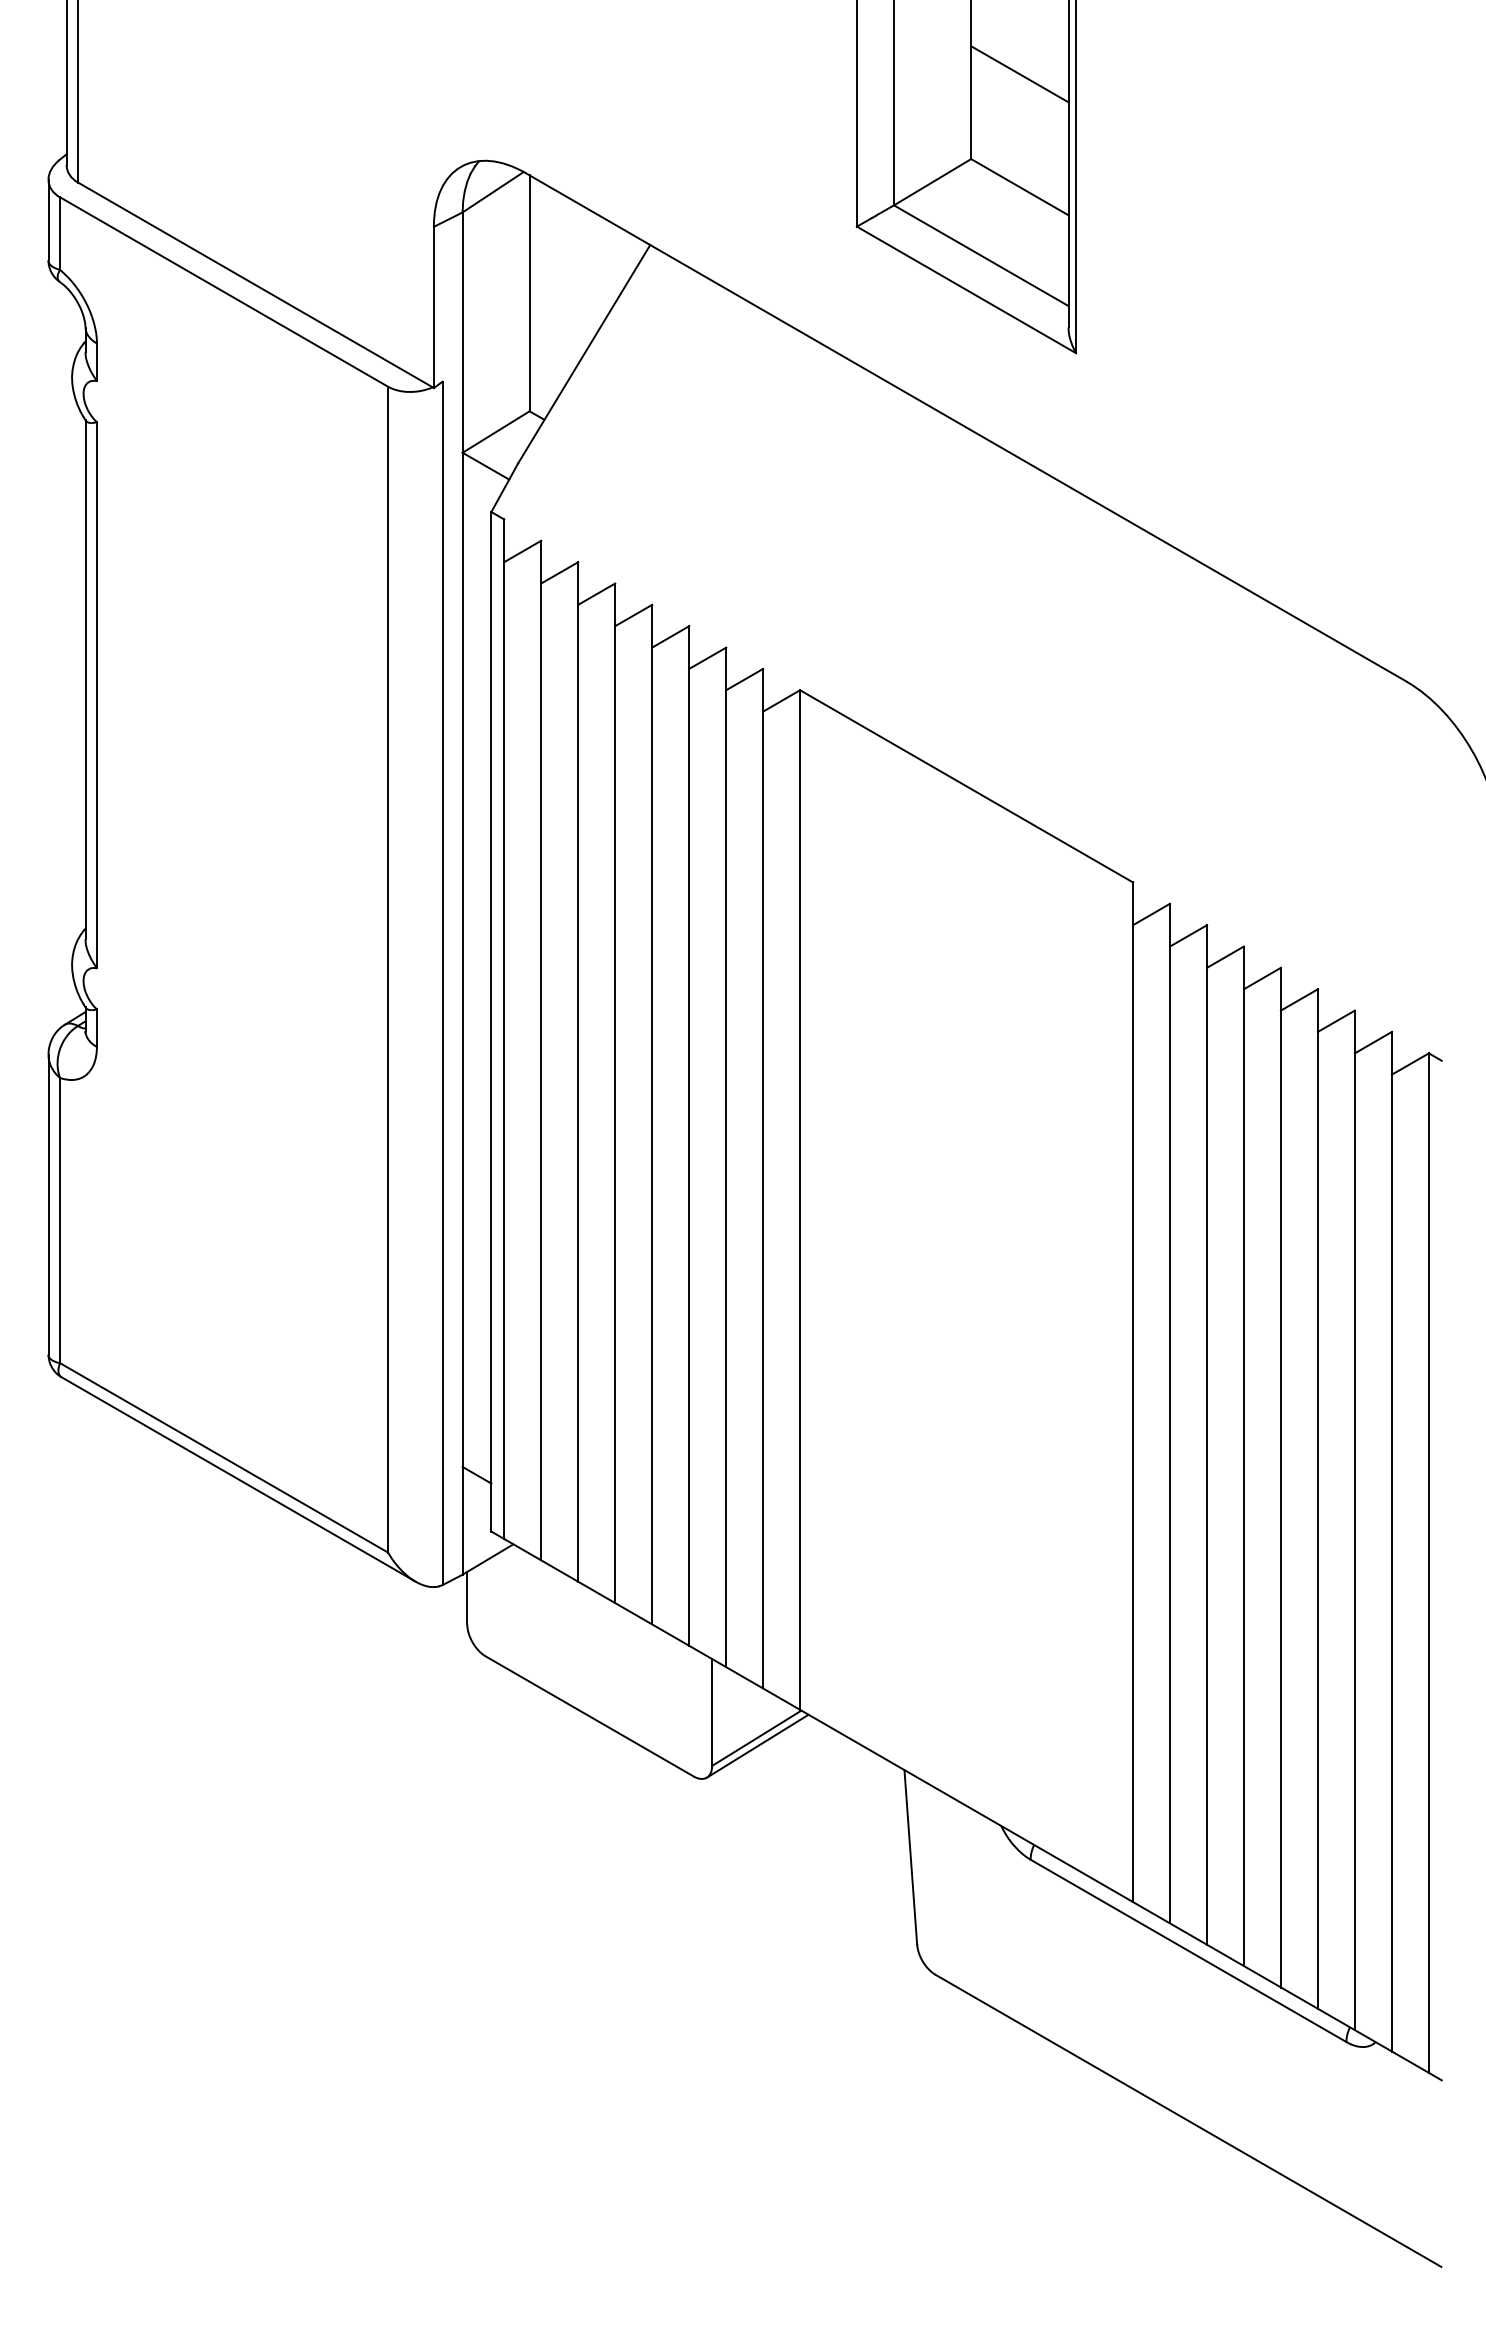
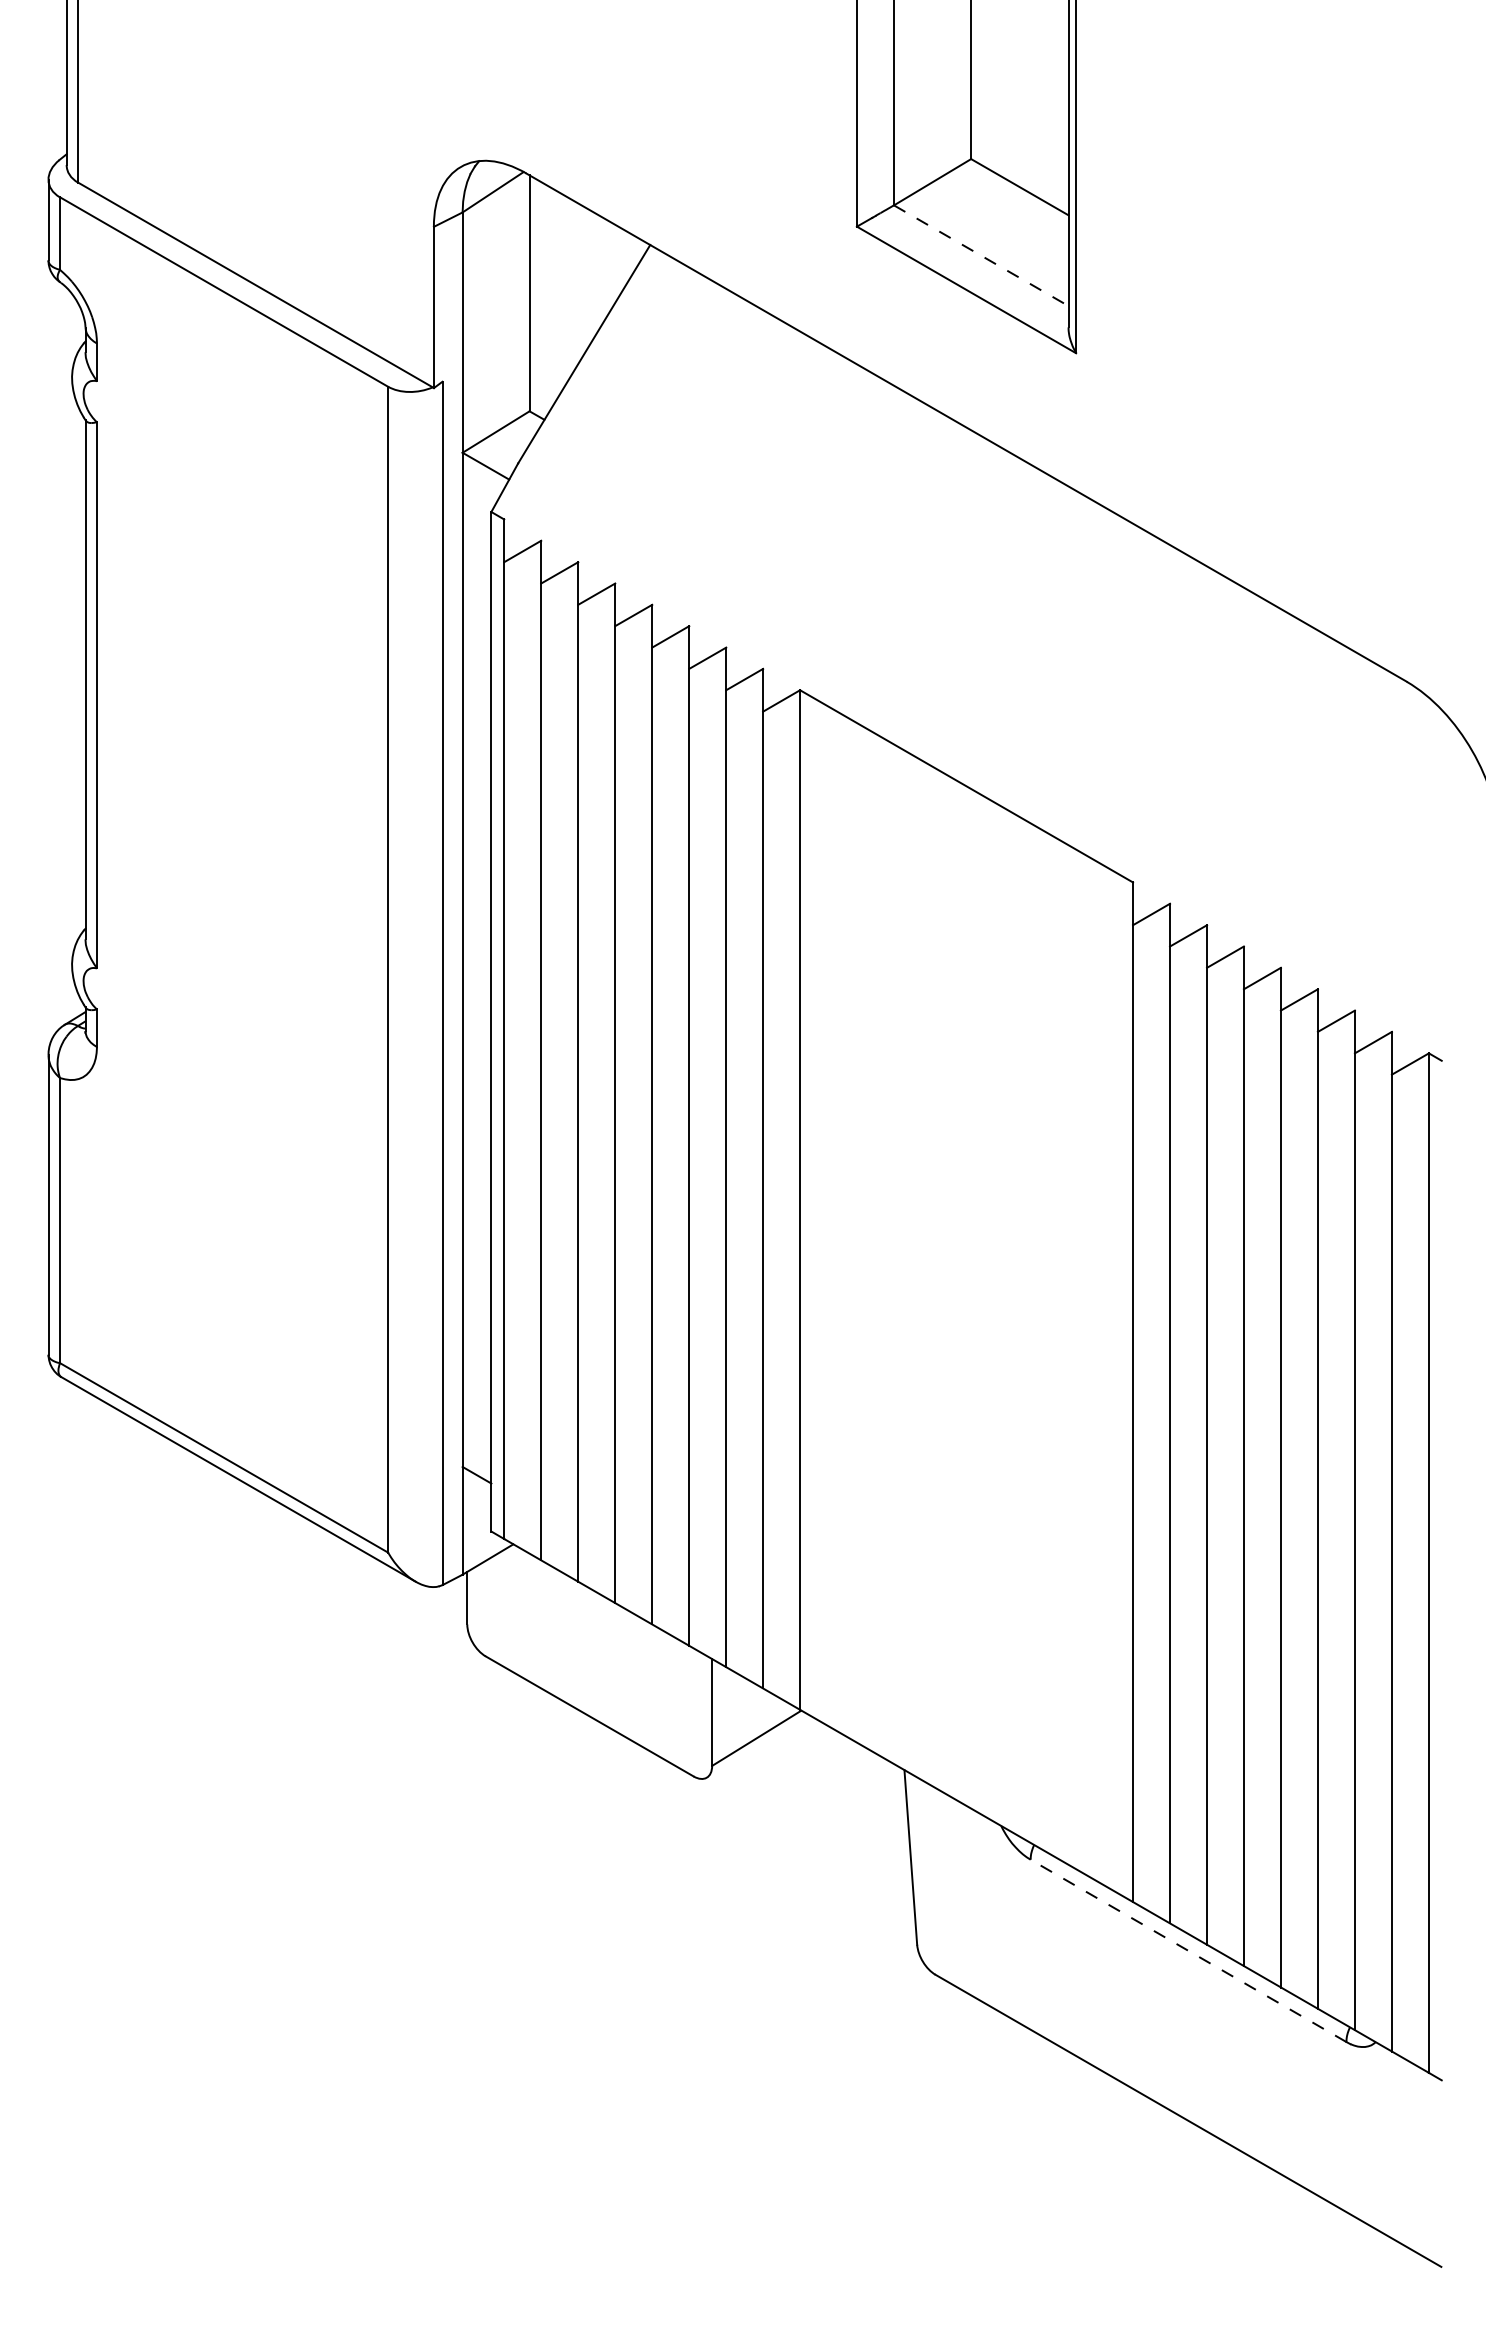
line: present -> none (1019, 74)
line: solid -> dashed (981, 255)
line: present -> none (757, 1745)
line: solid -> dashed (1188, 1950)
